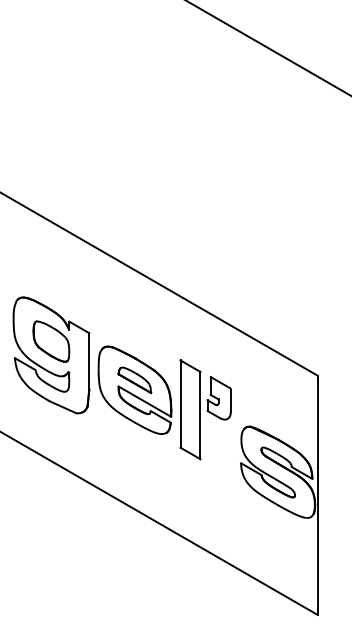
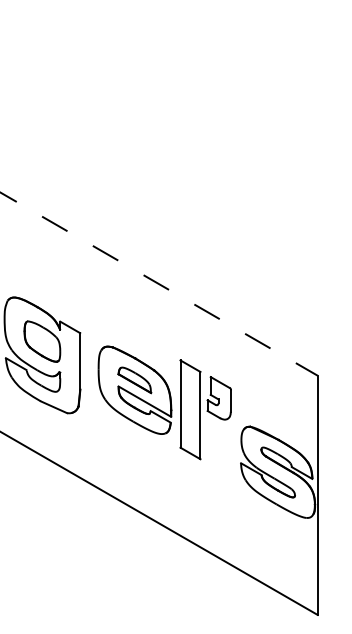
line: present -> none (268, 48)
line: solid -> dashed (159, 284)
part position: (51, 355) -> (42, 355) (42, 355)
